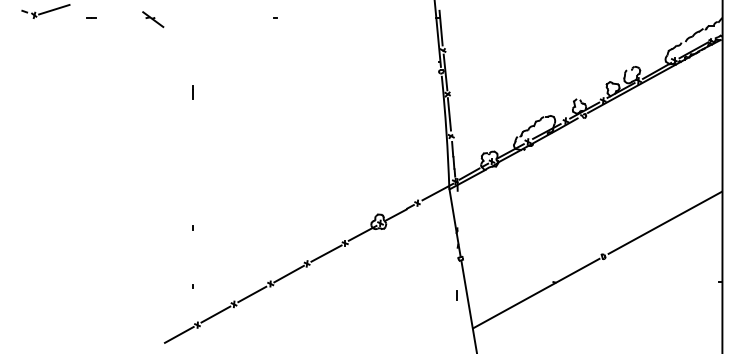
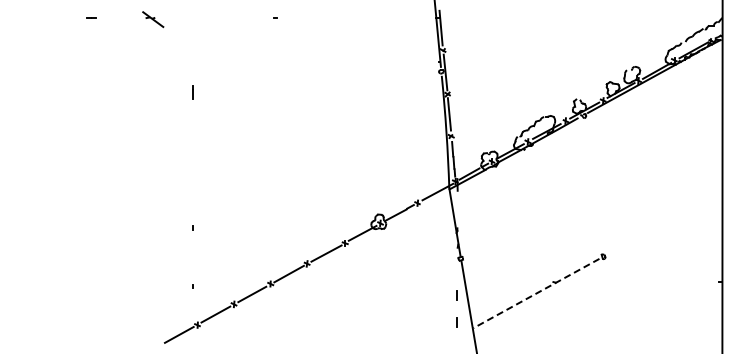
part: present -> none (45, 11)
line: present -> none (664, 222)
line: solid -> dashed (536, 293)
line: none -> present (456, 322)
